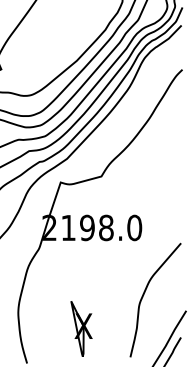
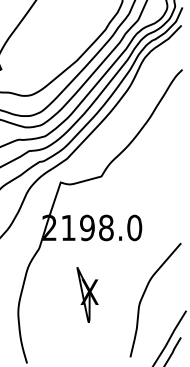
part position: (81, 328) -> (87, 294) (87, 294)
